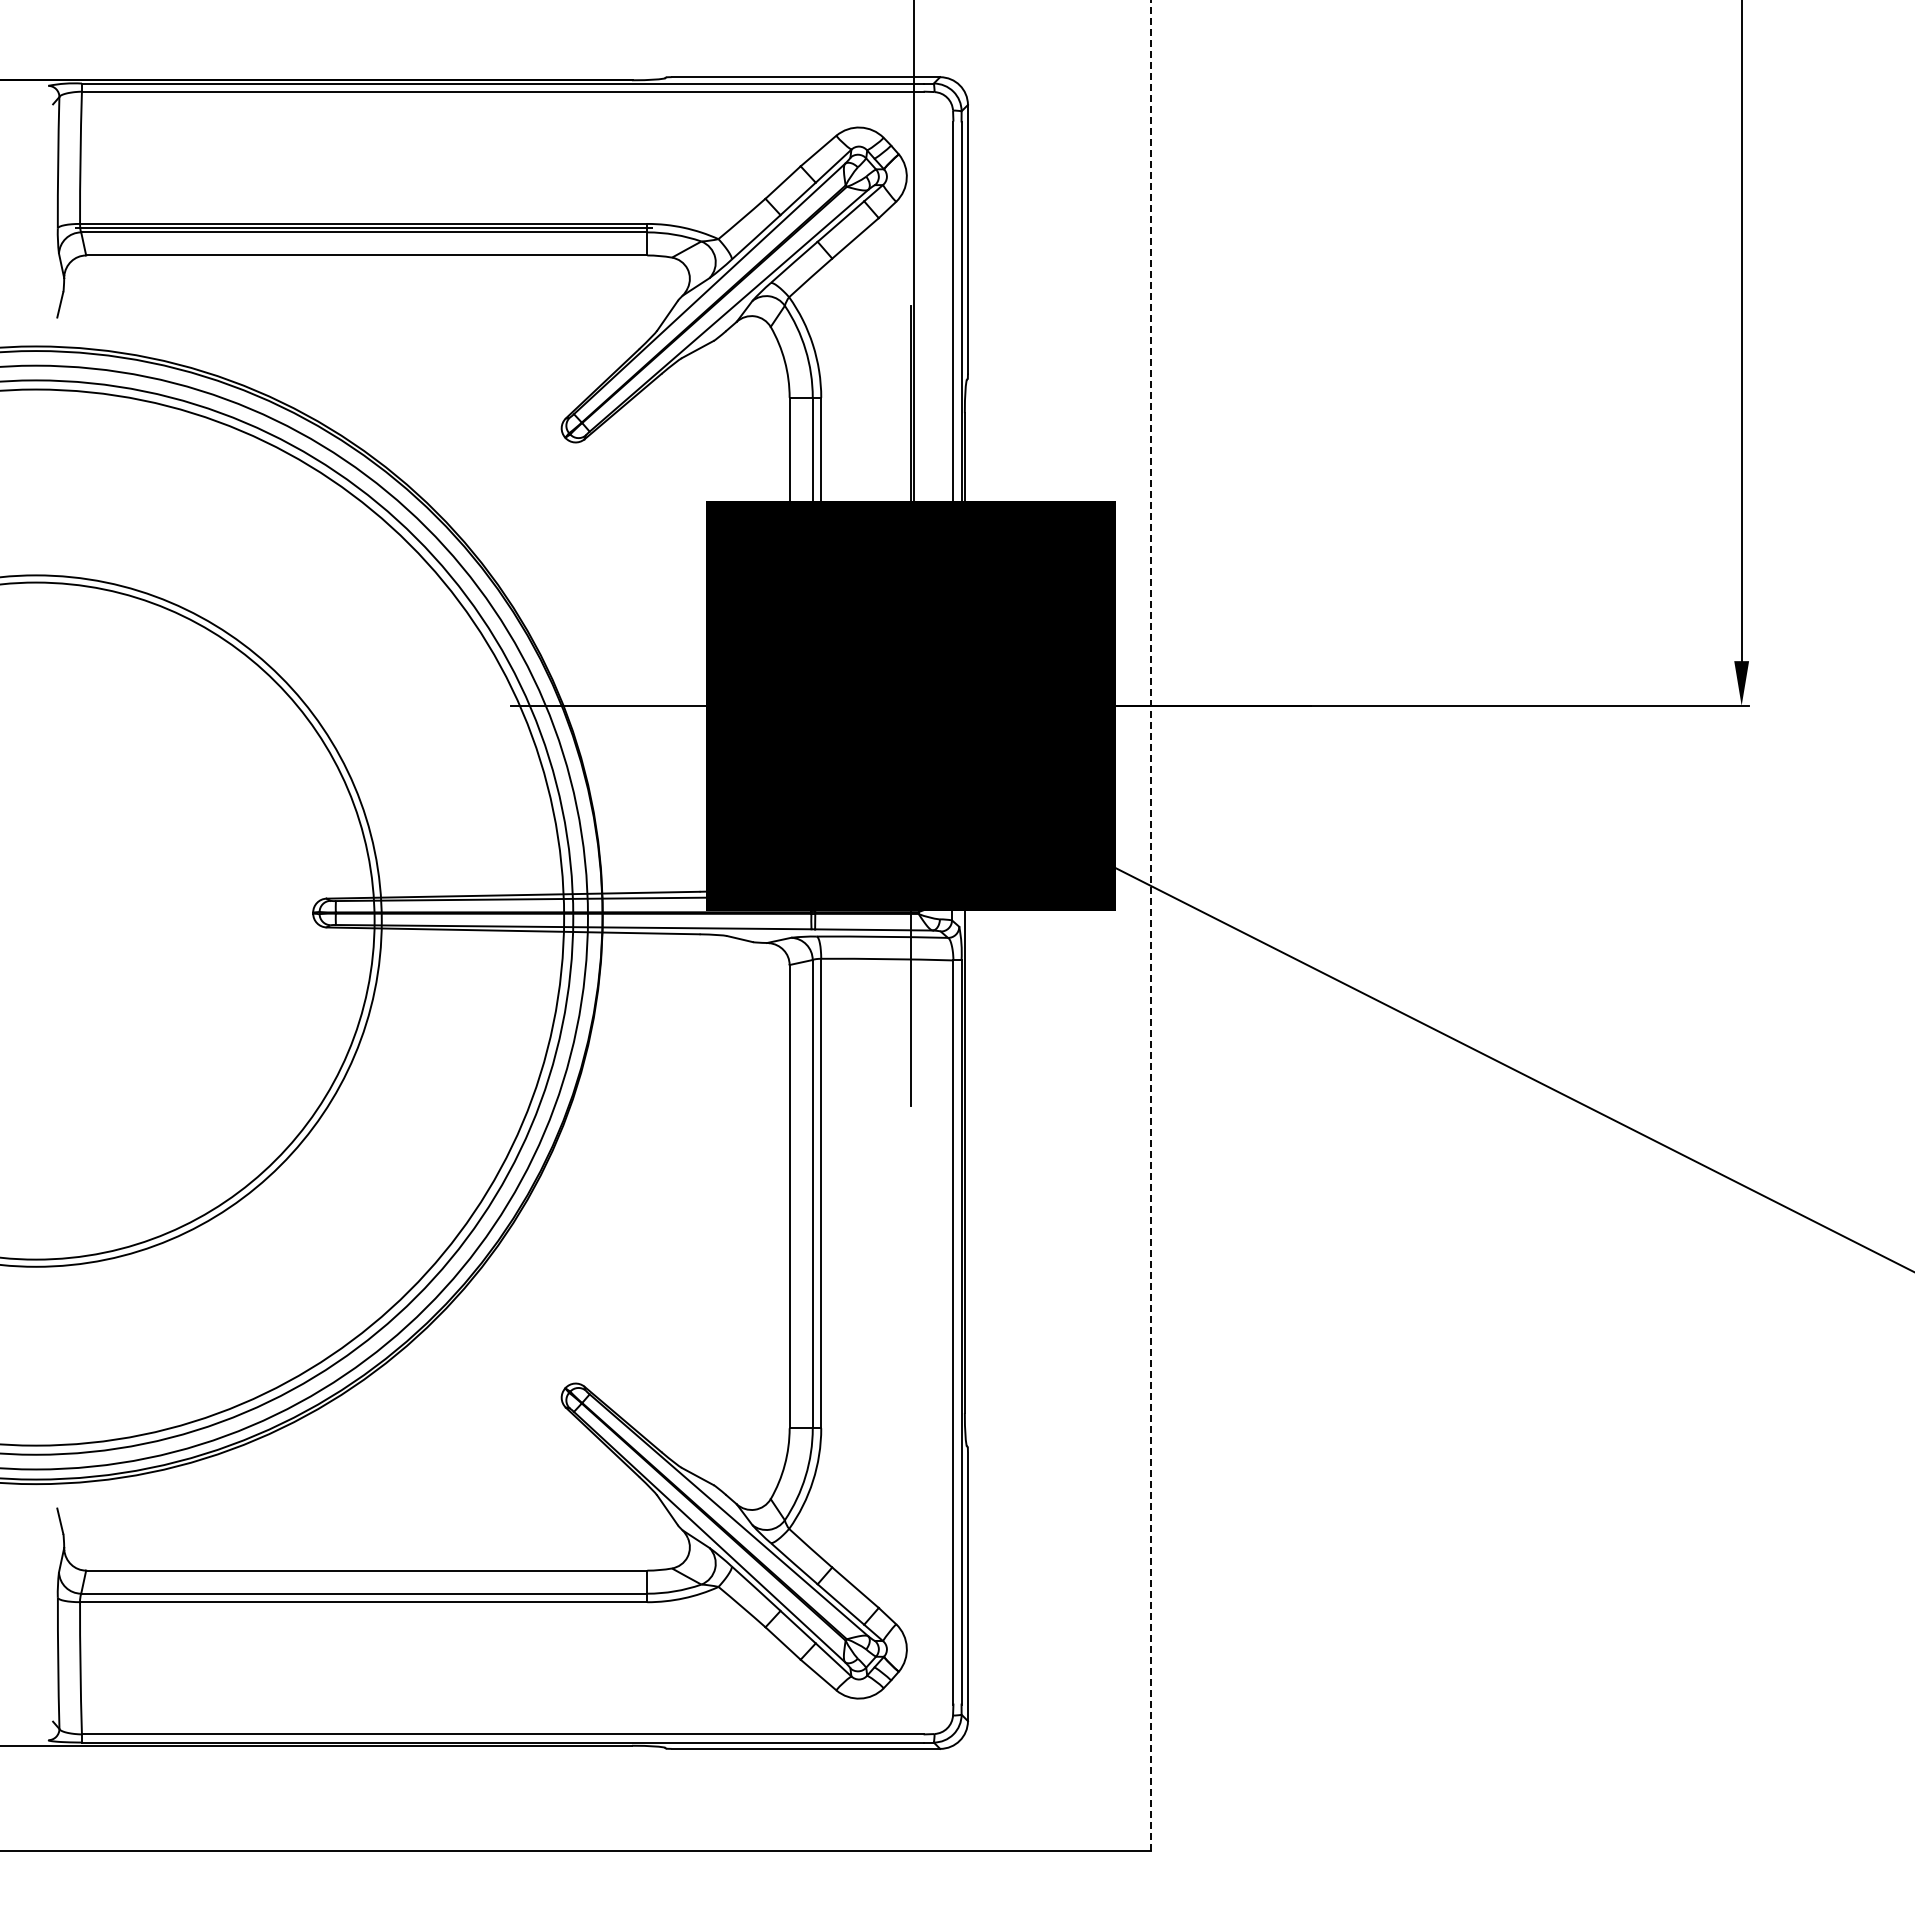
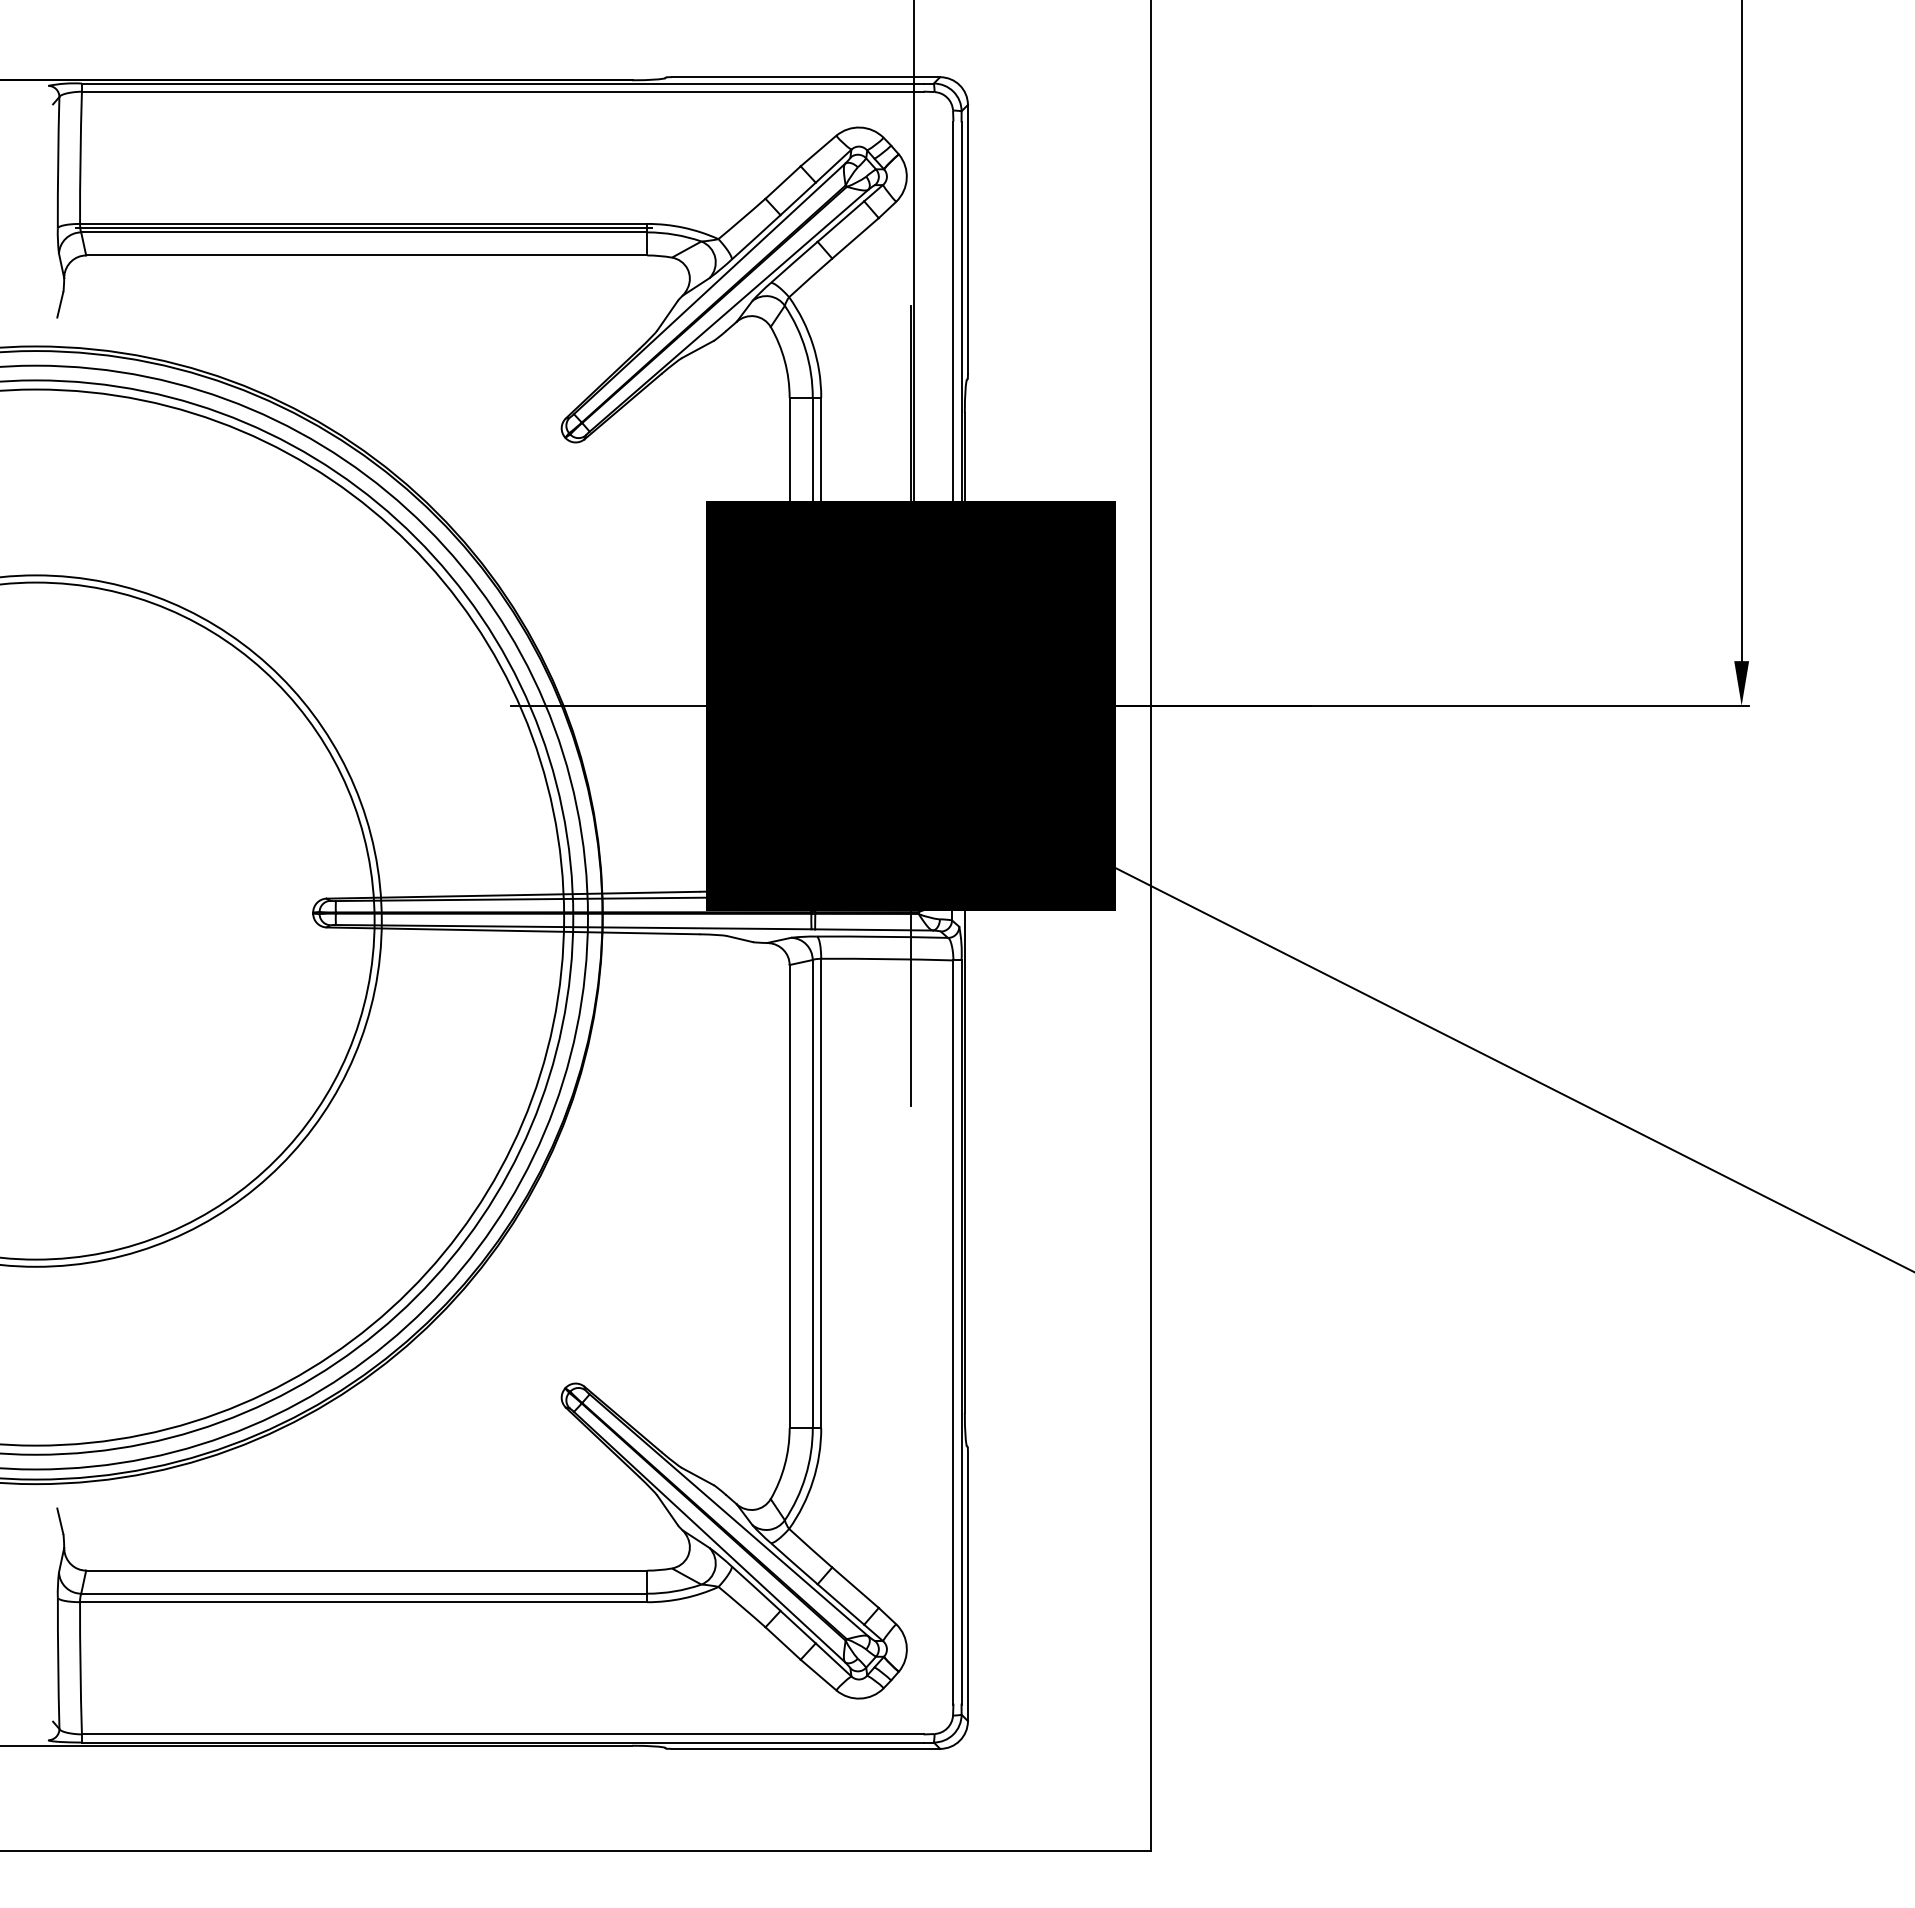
line: dashed -> solid (1150, 925)
